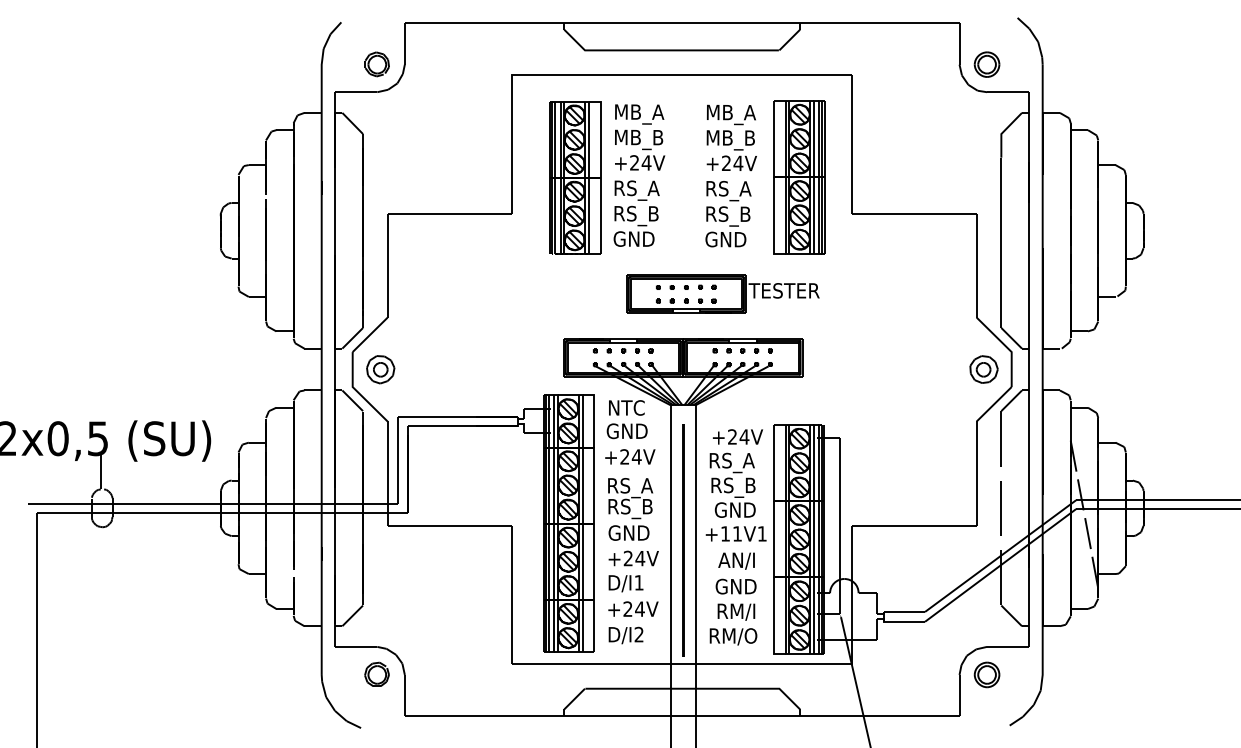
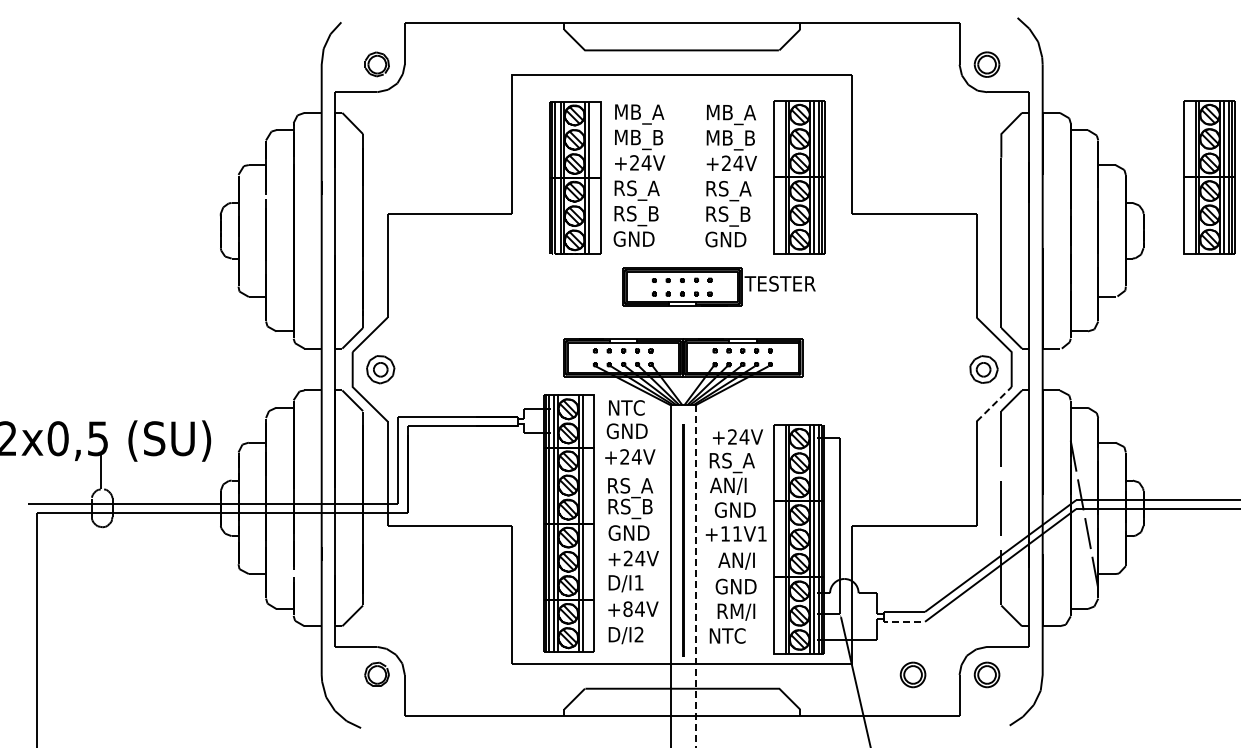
part: none -> present (1209, 177)
part position: (722, 293) -> (718, 286) (718, 286)
line: solid -> dashed (994, 404)
text: RS_B -> AN/I (732, 487)
line: solid -> dashed (695, 576)
text: +24V -> +84V (627, 608)
line: solid -> dashed (902, 621)
text: RM/O -> NTC (734, 636)
part: none -> present (912, 674)
